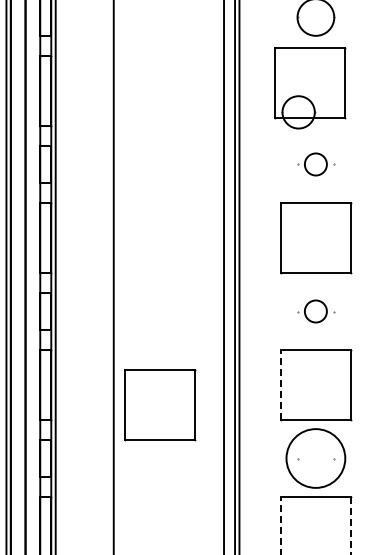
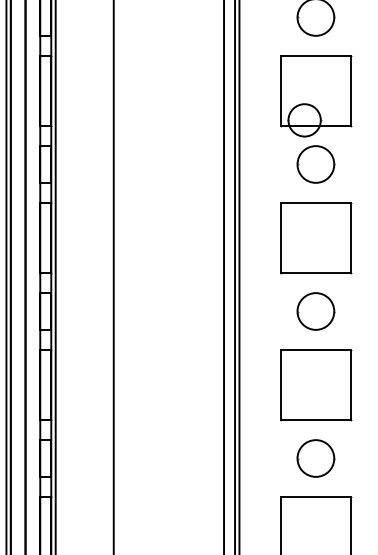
part position: (310, 88) -> (316, 96) (316, 96)
circle diameter: 22 px -> 37 px (315, 164)
circle diameter: 22 px -> 37 px (315, 311)
line: dashed -> solid (280, 385)
part: present -> none (160, 405)
circle diameter: 59 px -> 37 px (315, 458)
line: dashed -> solid (280, 526)
line: dashed -> solid (350, 526)
